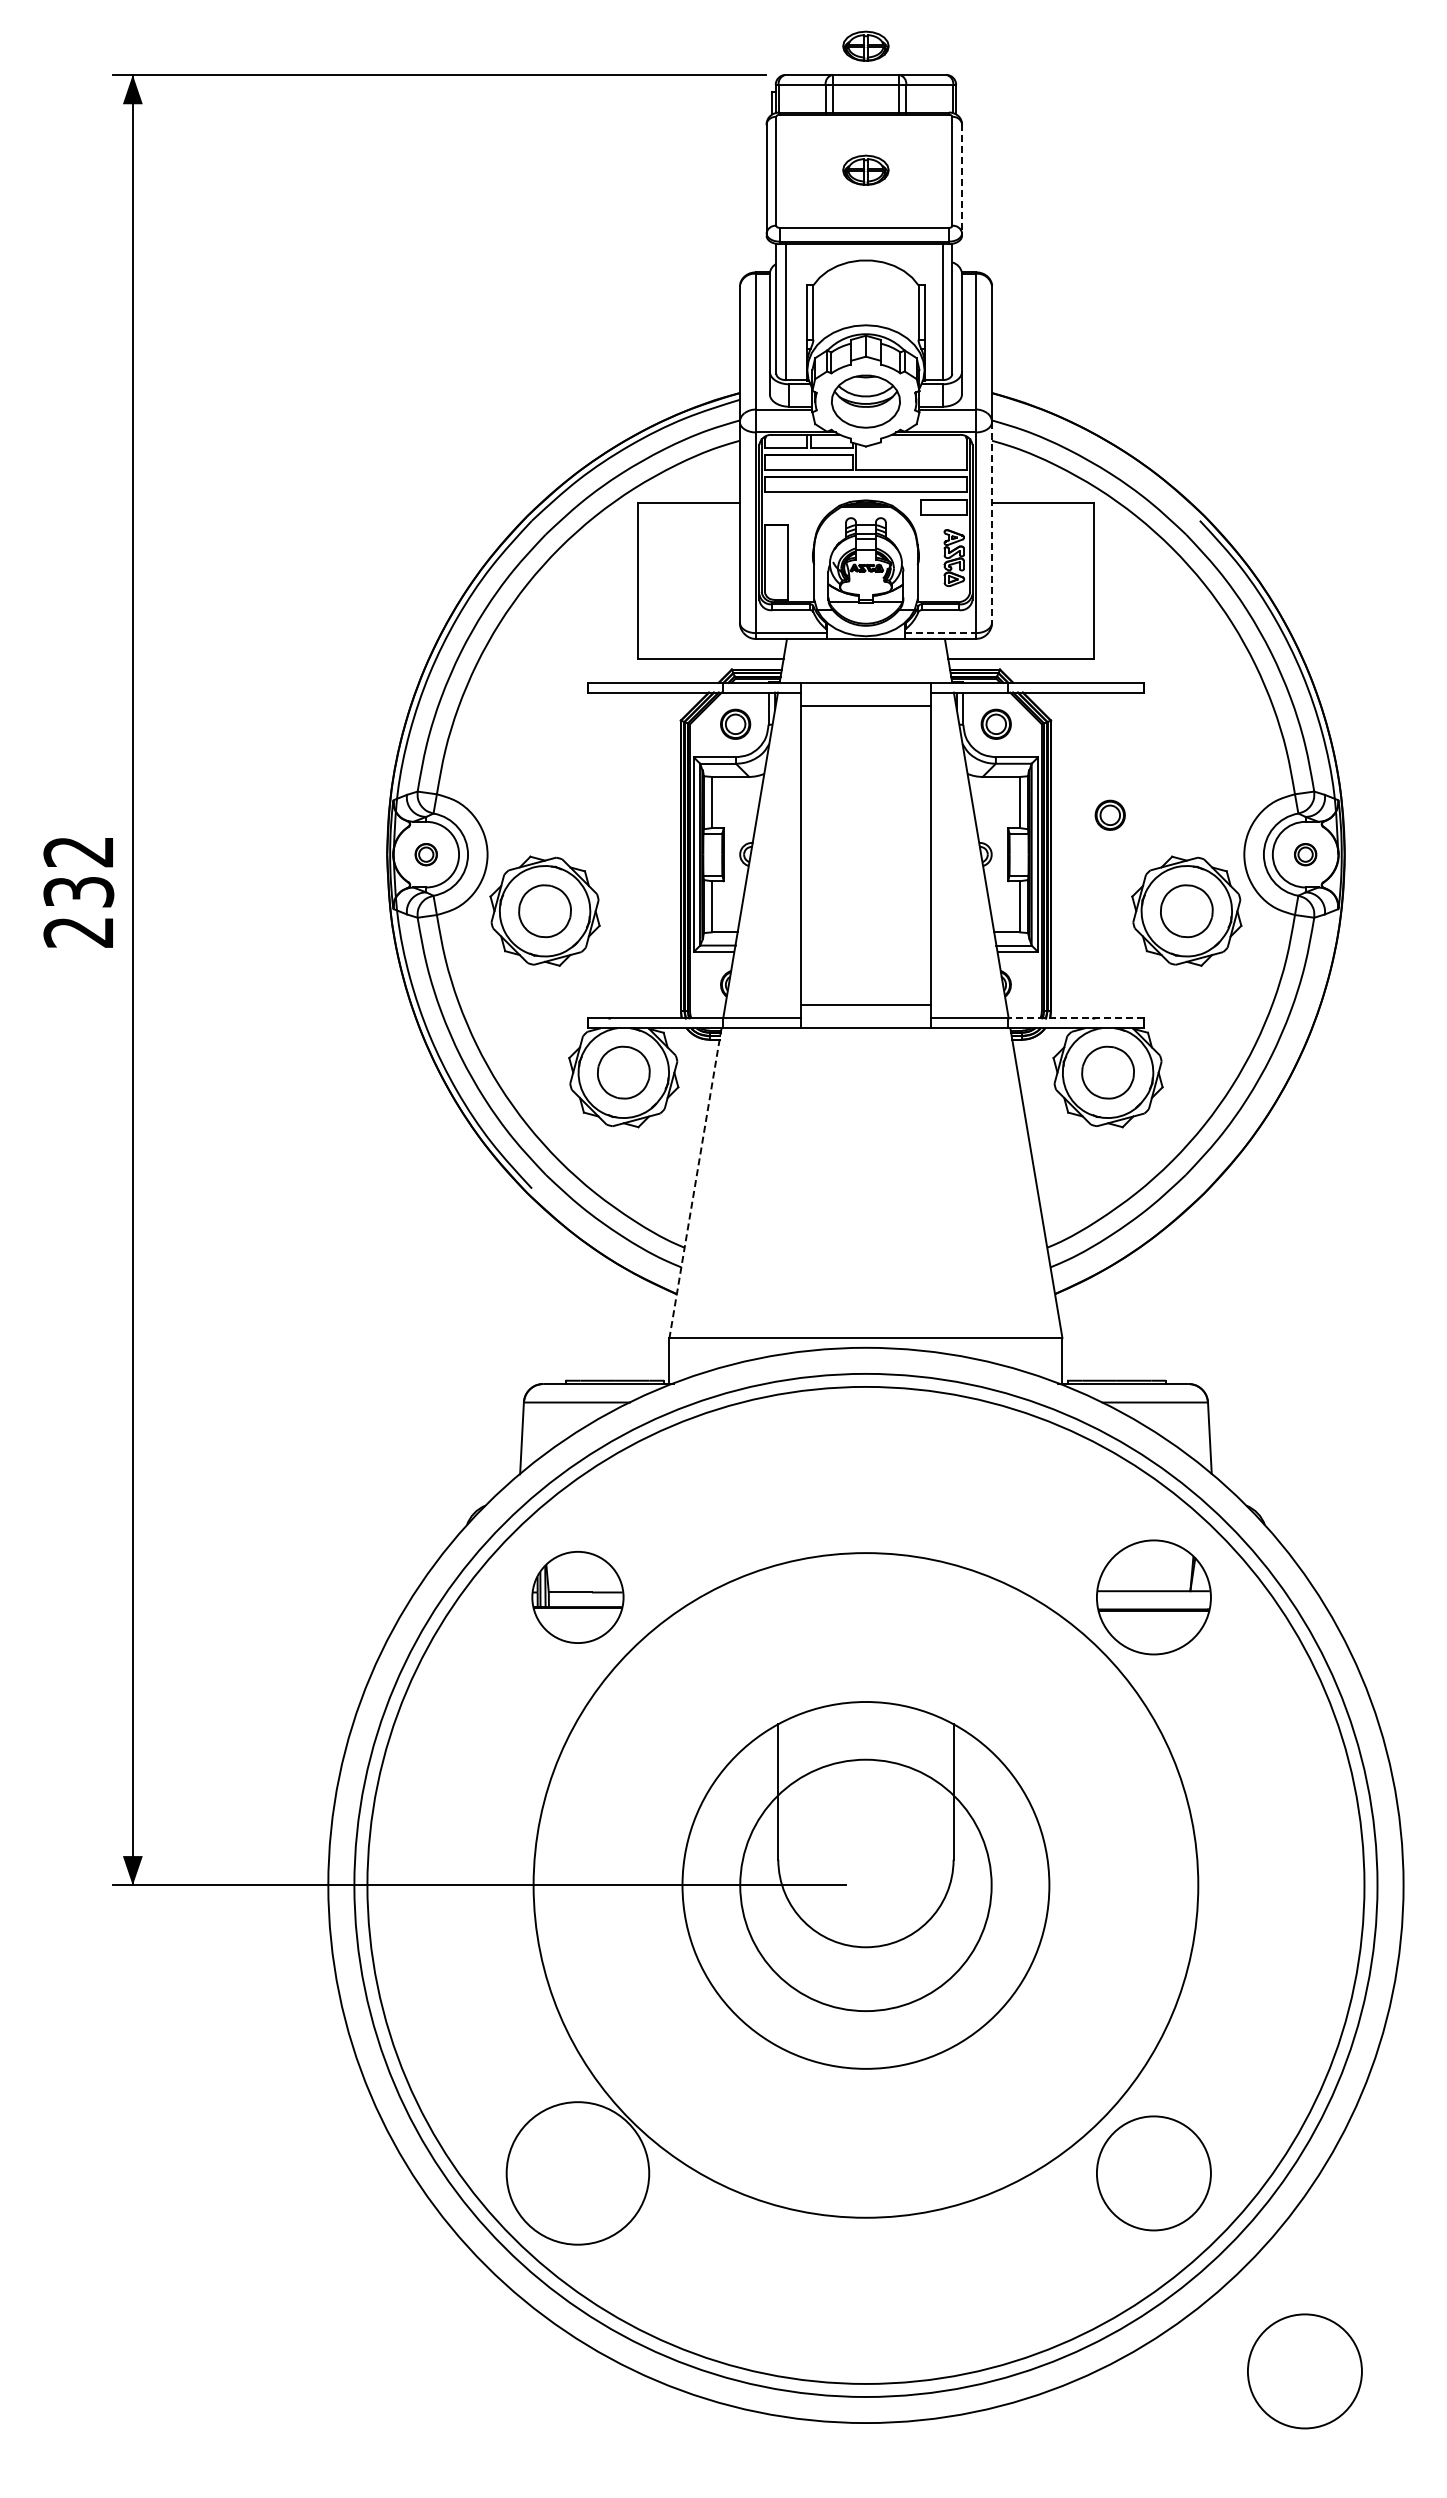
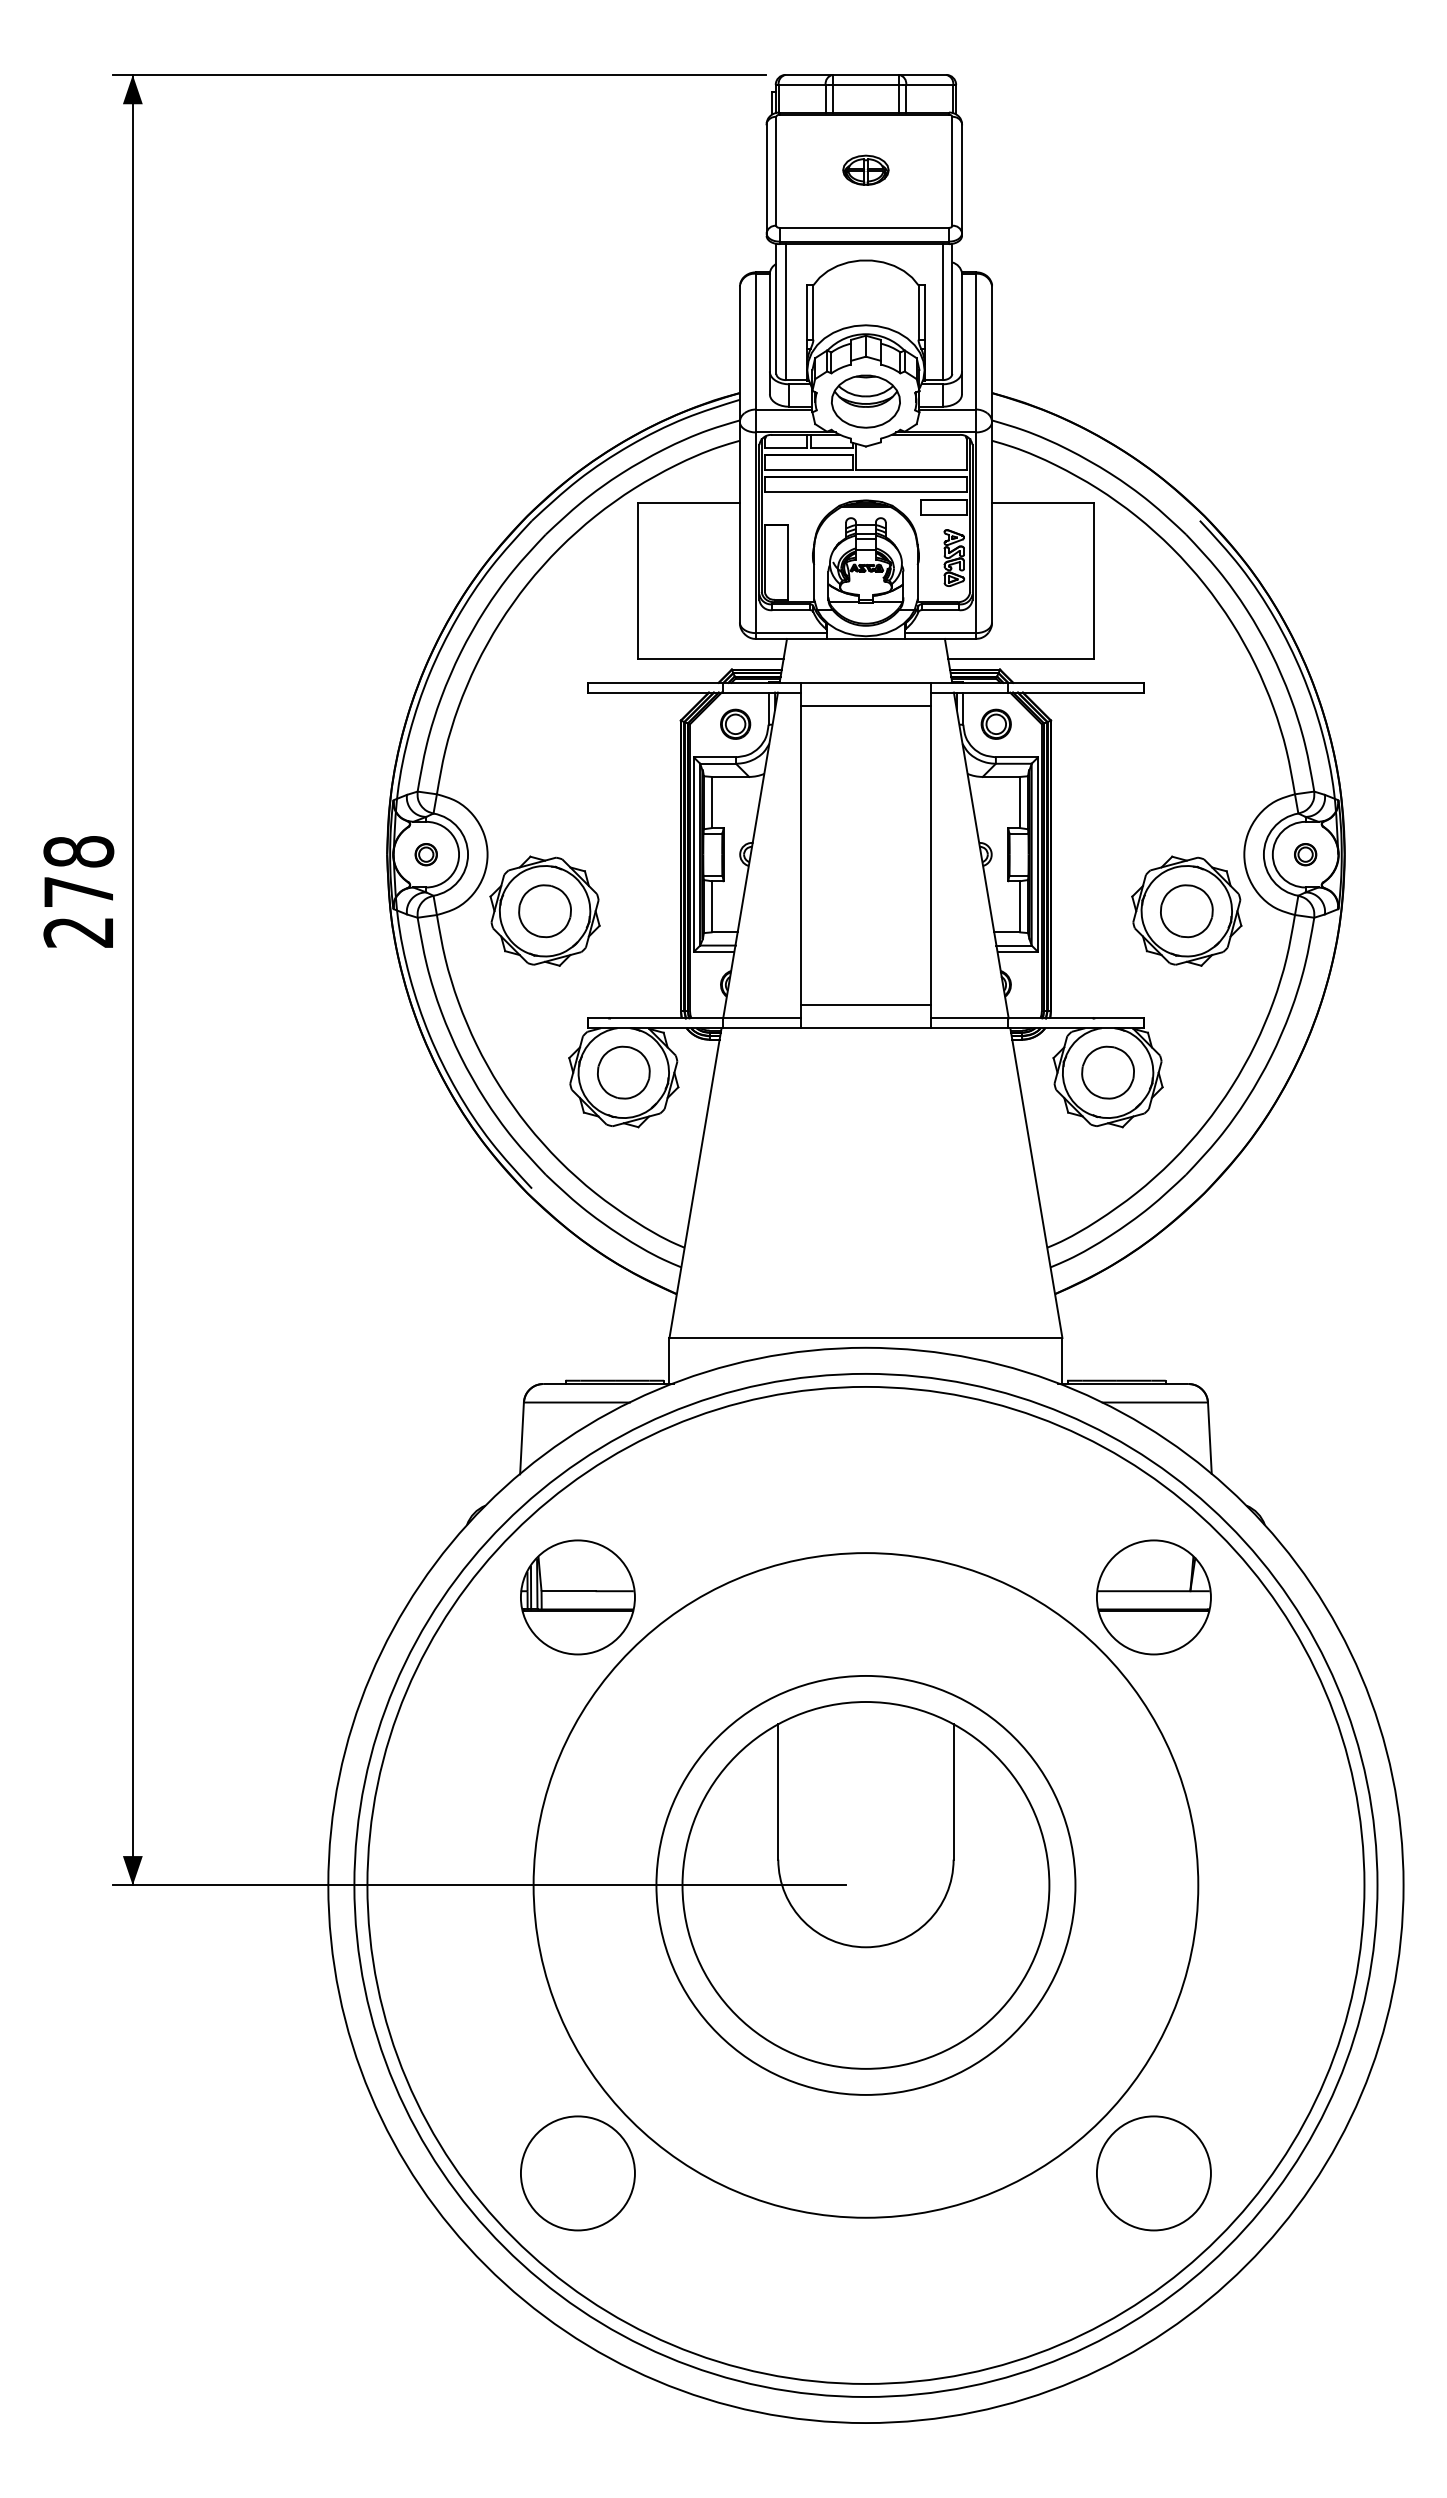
part: present -> none (865, 45)
line: dashed -> solid (962, 179)
line: dashed -> solid (992, 522)
line: dashed -> solid (940, 633)
part: present -> none (1109, 814)
text: 232 -> 278 (78, 871)
line: dashed -> solid (1076, 1018)
line: dashed -> solid (695, 1183)
part size: 94x93 px -> 116x117 px (577, 1597)
circle diameter: 251 px -> 419 px (865, 1884)
circle diameter: 143 px -> 114 px (577, 2173)
circle: present -> none (1304, 2371)
